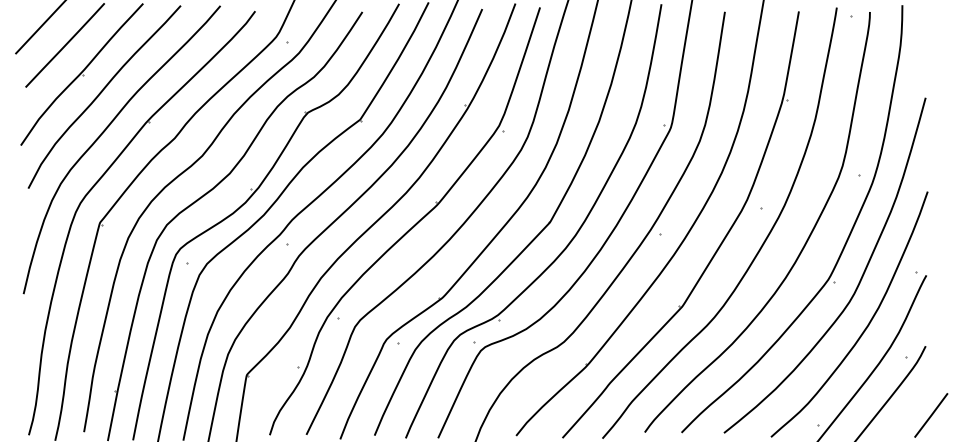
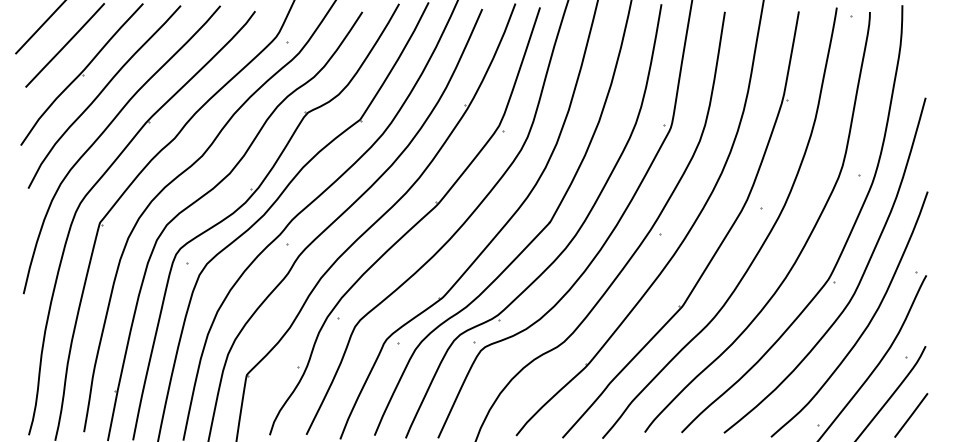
line position: (931, 415) -> (911, 415) (911, 415)
